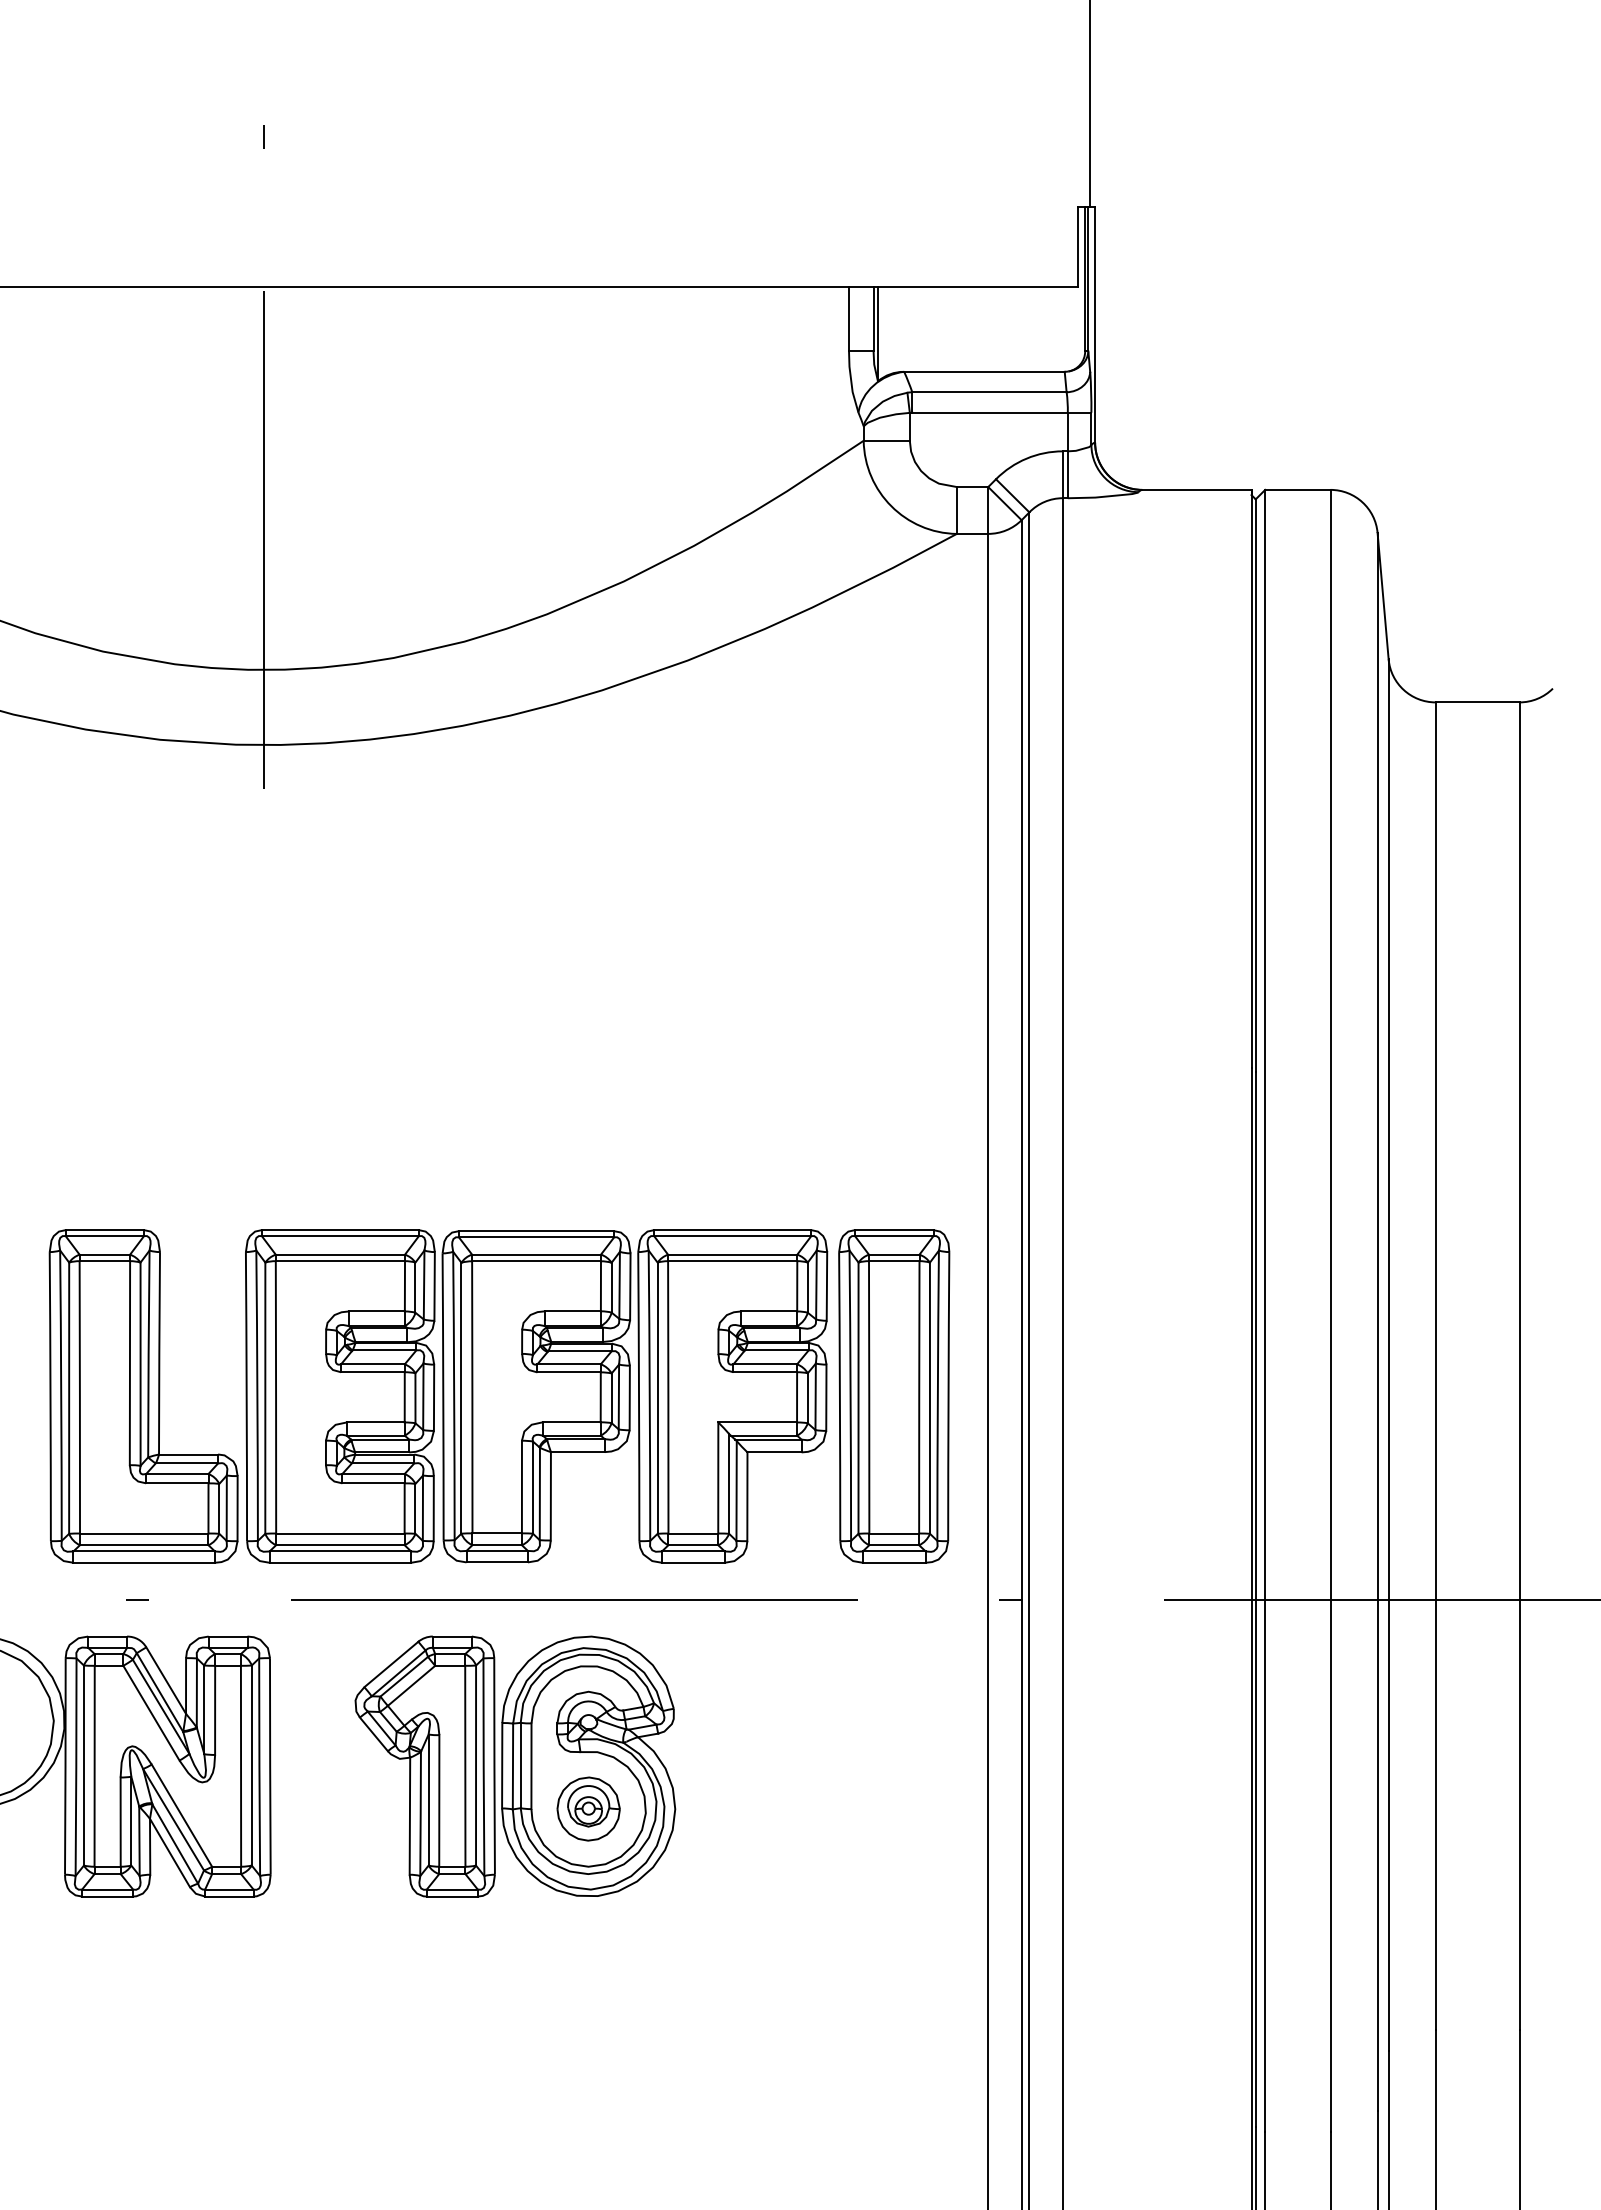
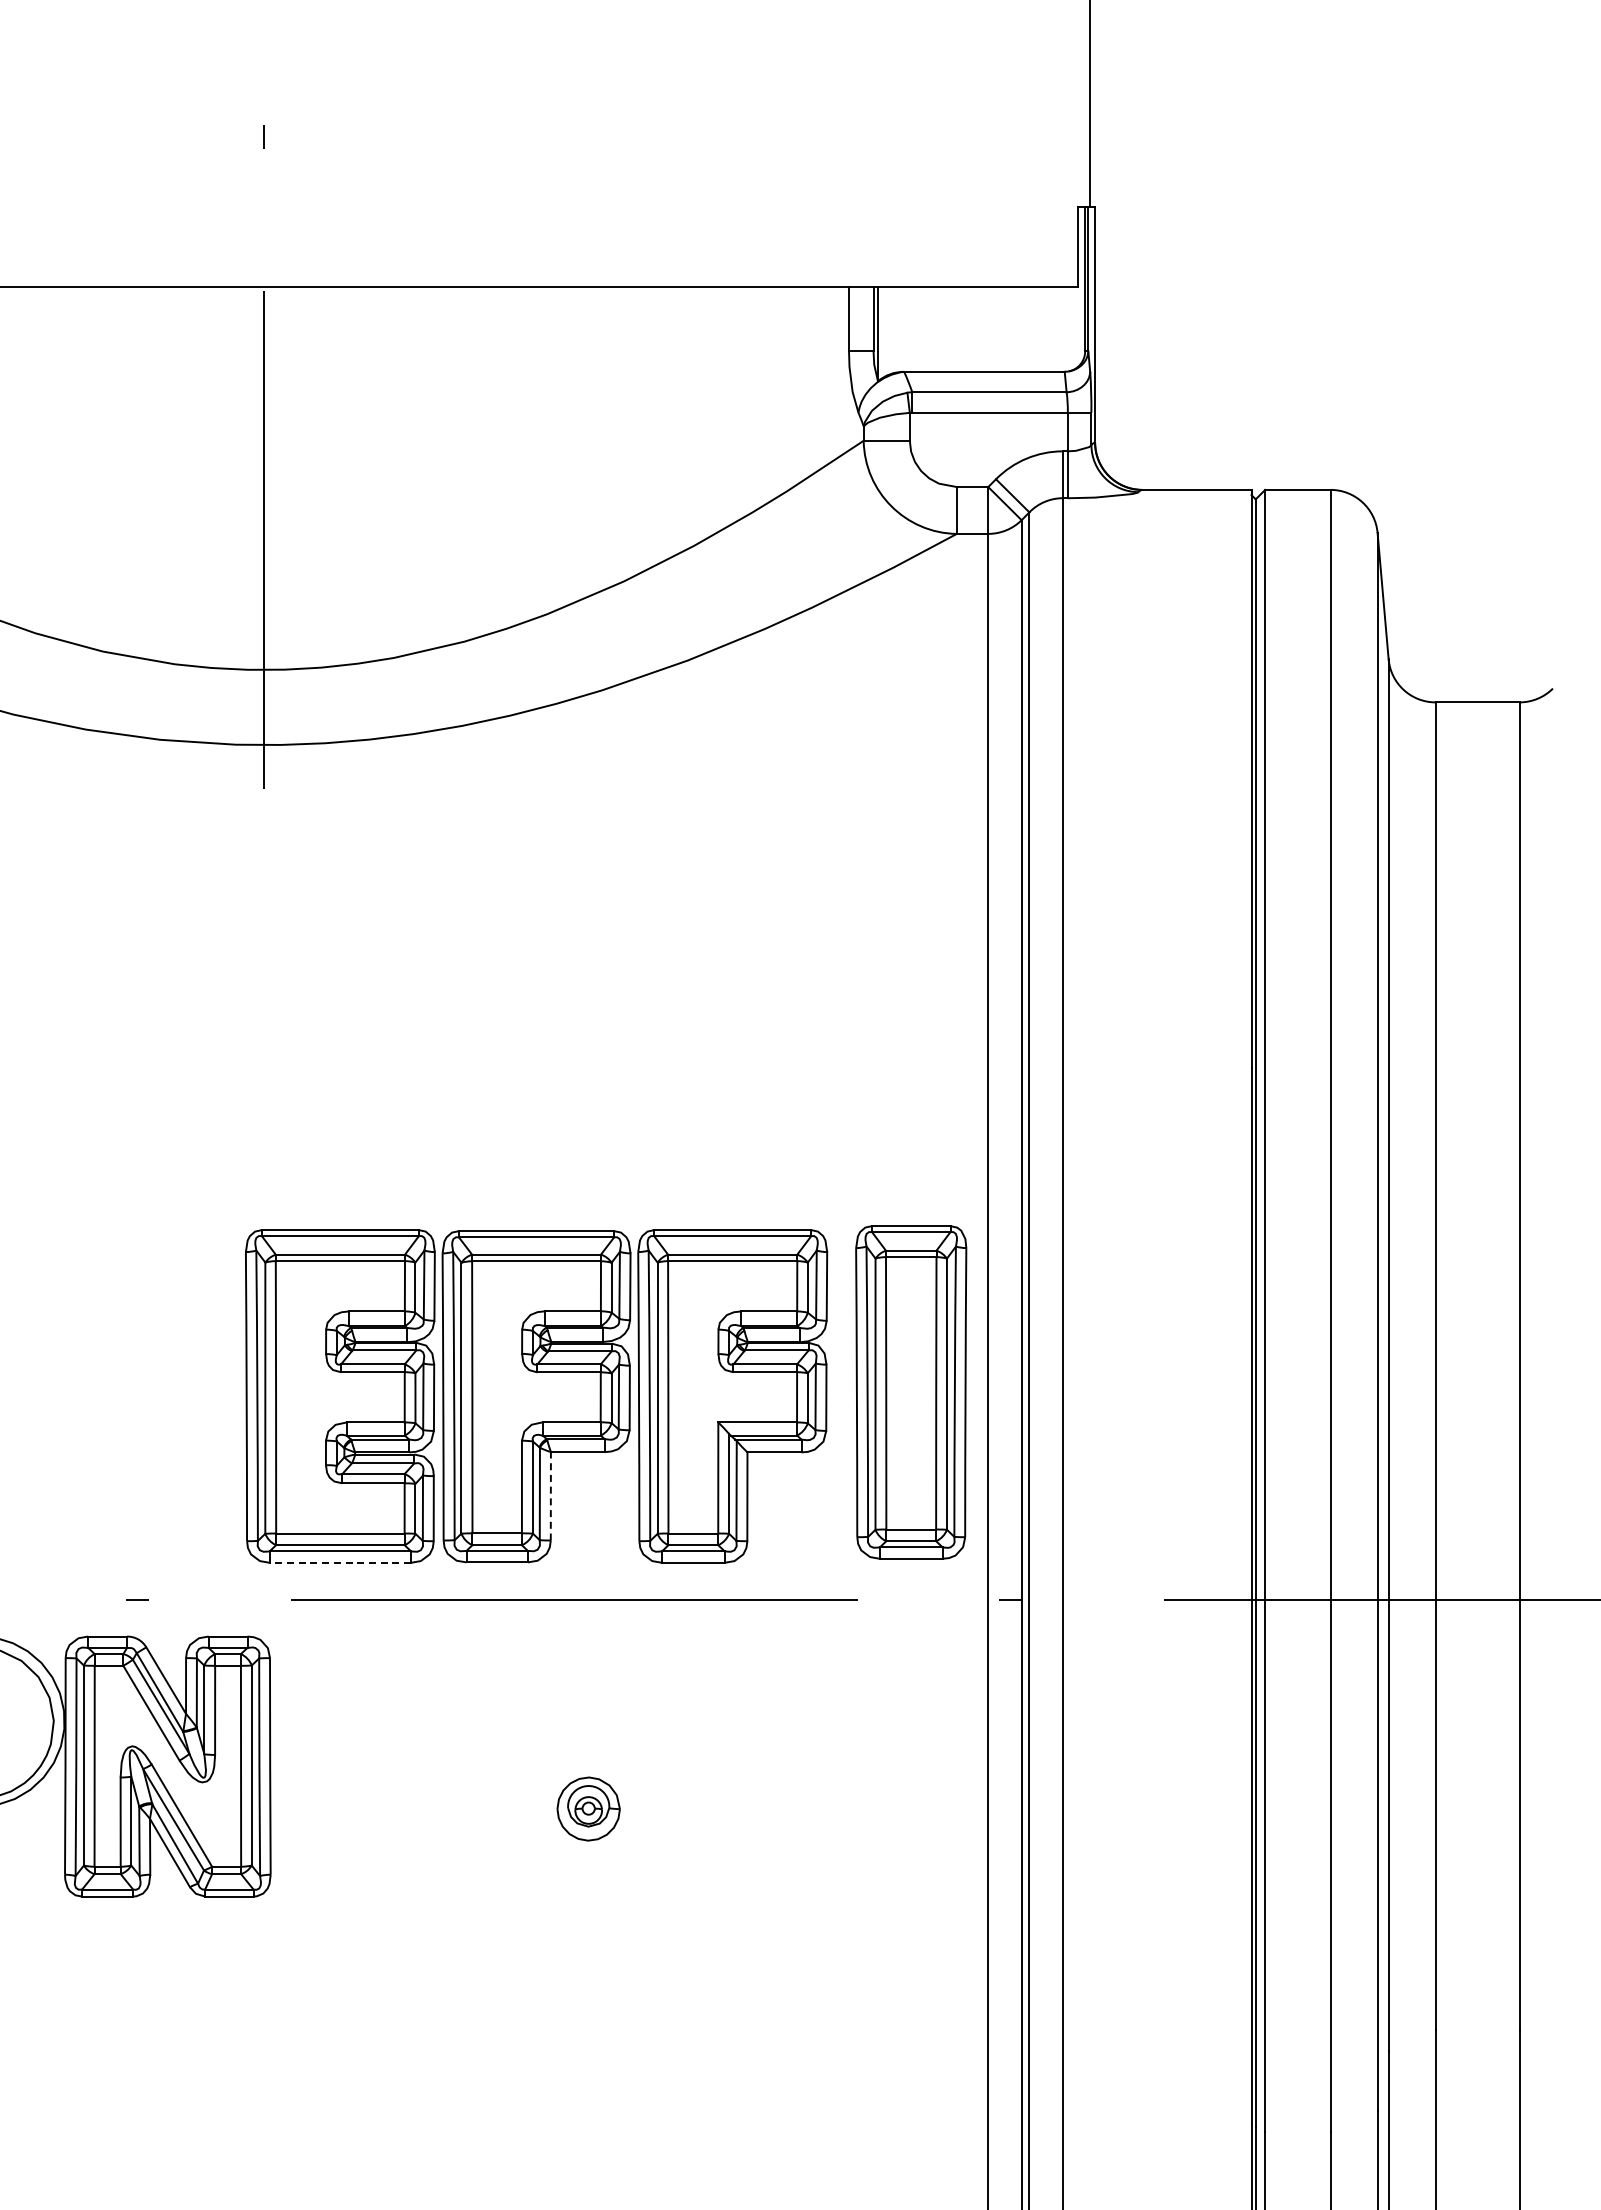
part: present -> none (143, 1396)
part position: (894, 1396) -> (911, 1392) (911, 1392)
line: solid -> dashed (550, 1495)
line: solid -> dashed (340, 1562)
part: present -> none (515, 1766)
